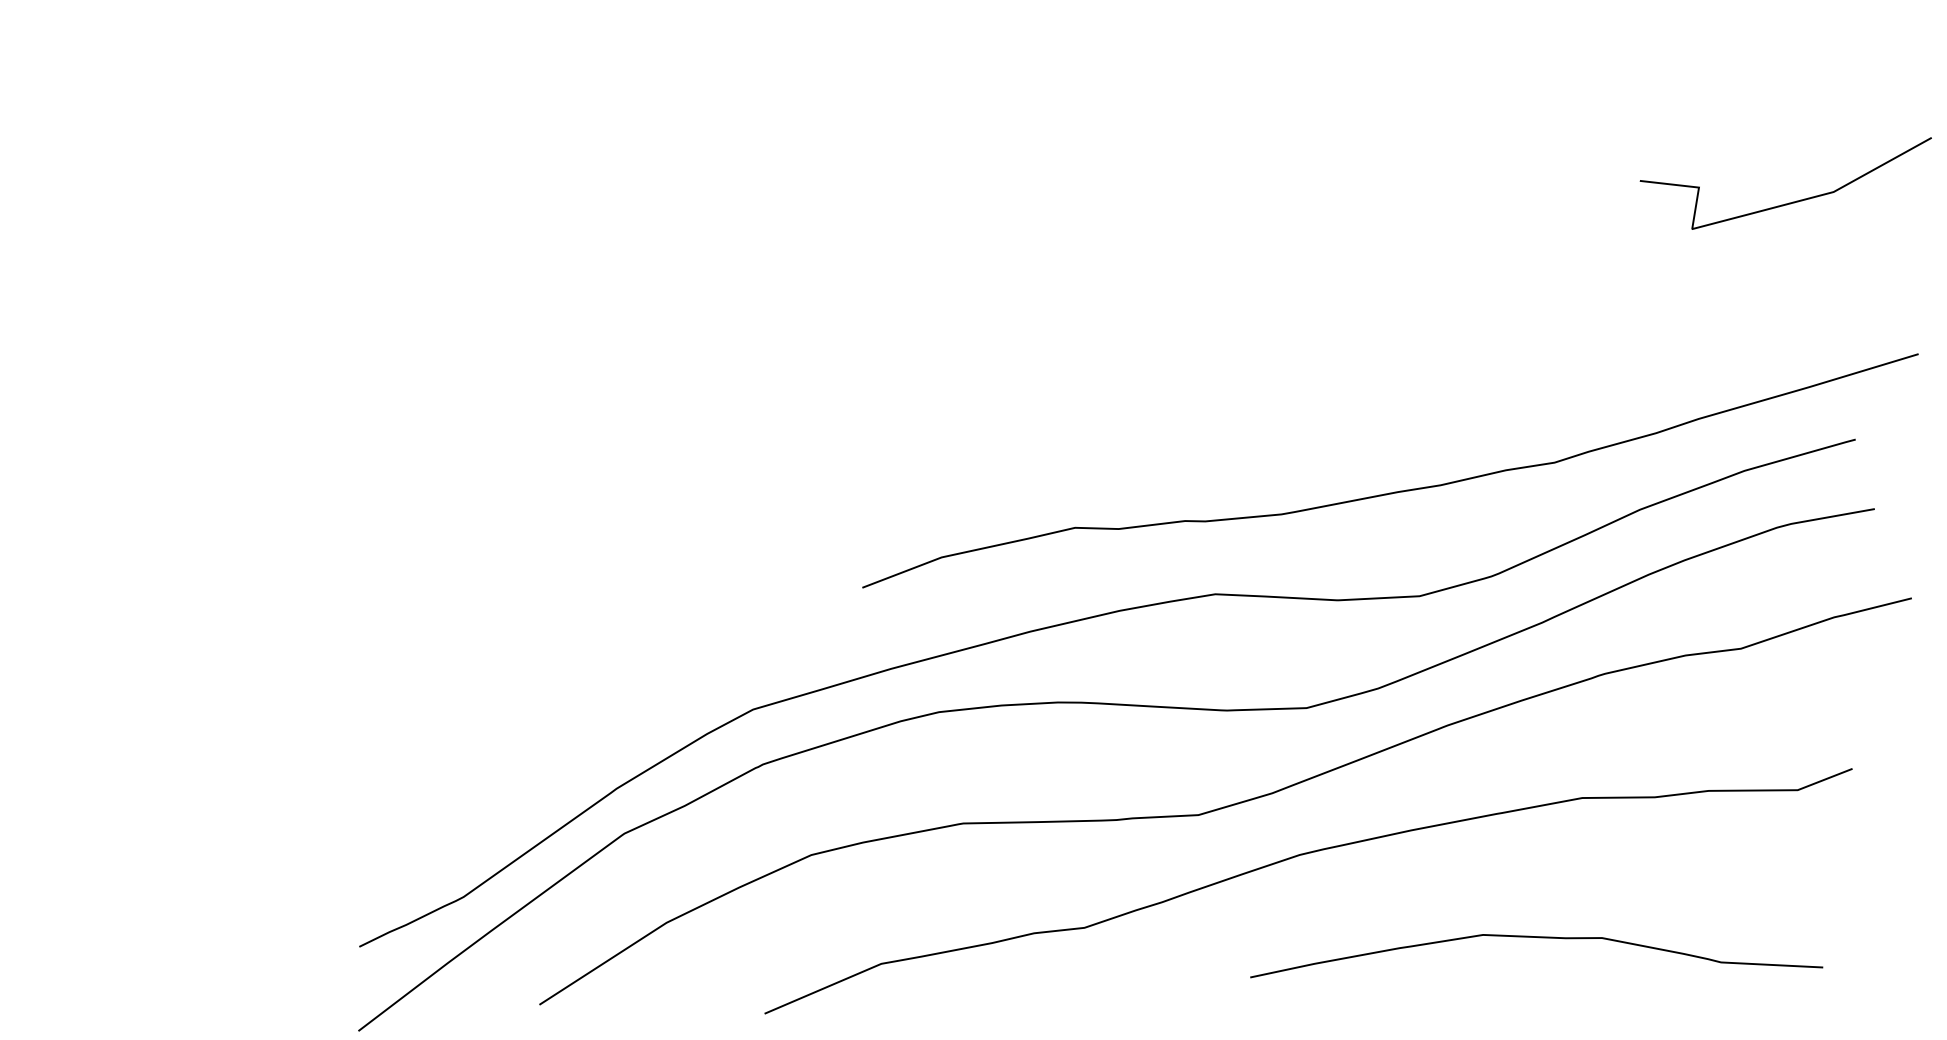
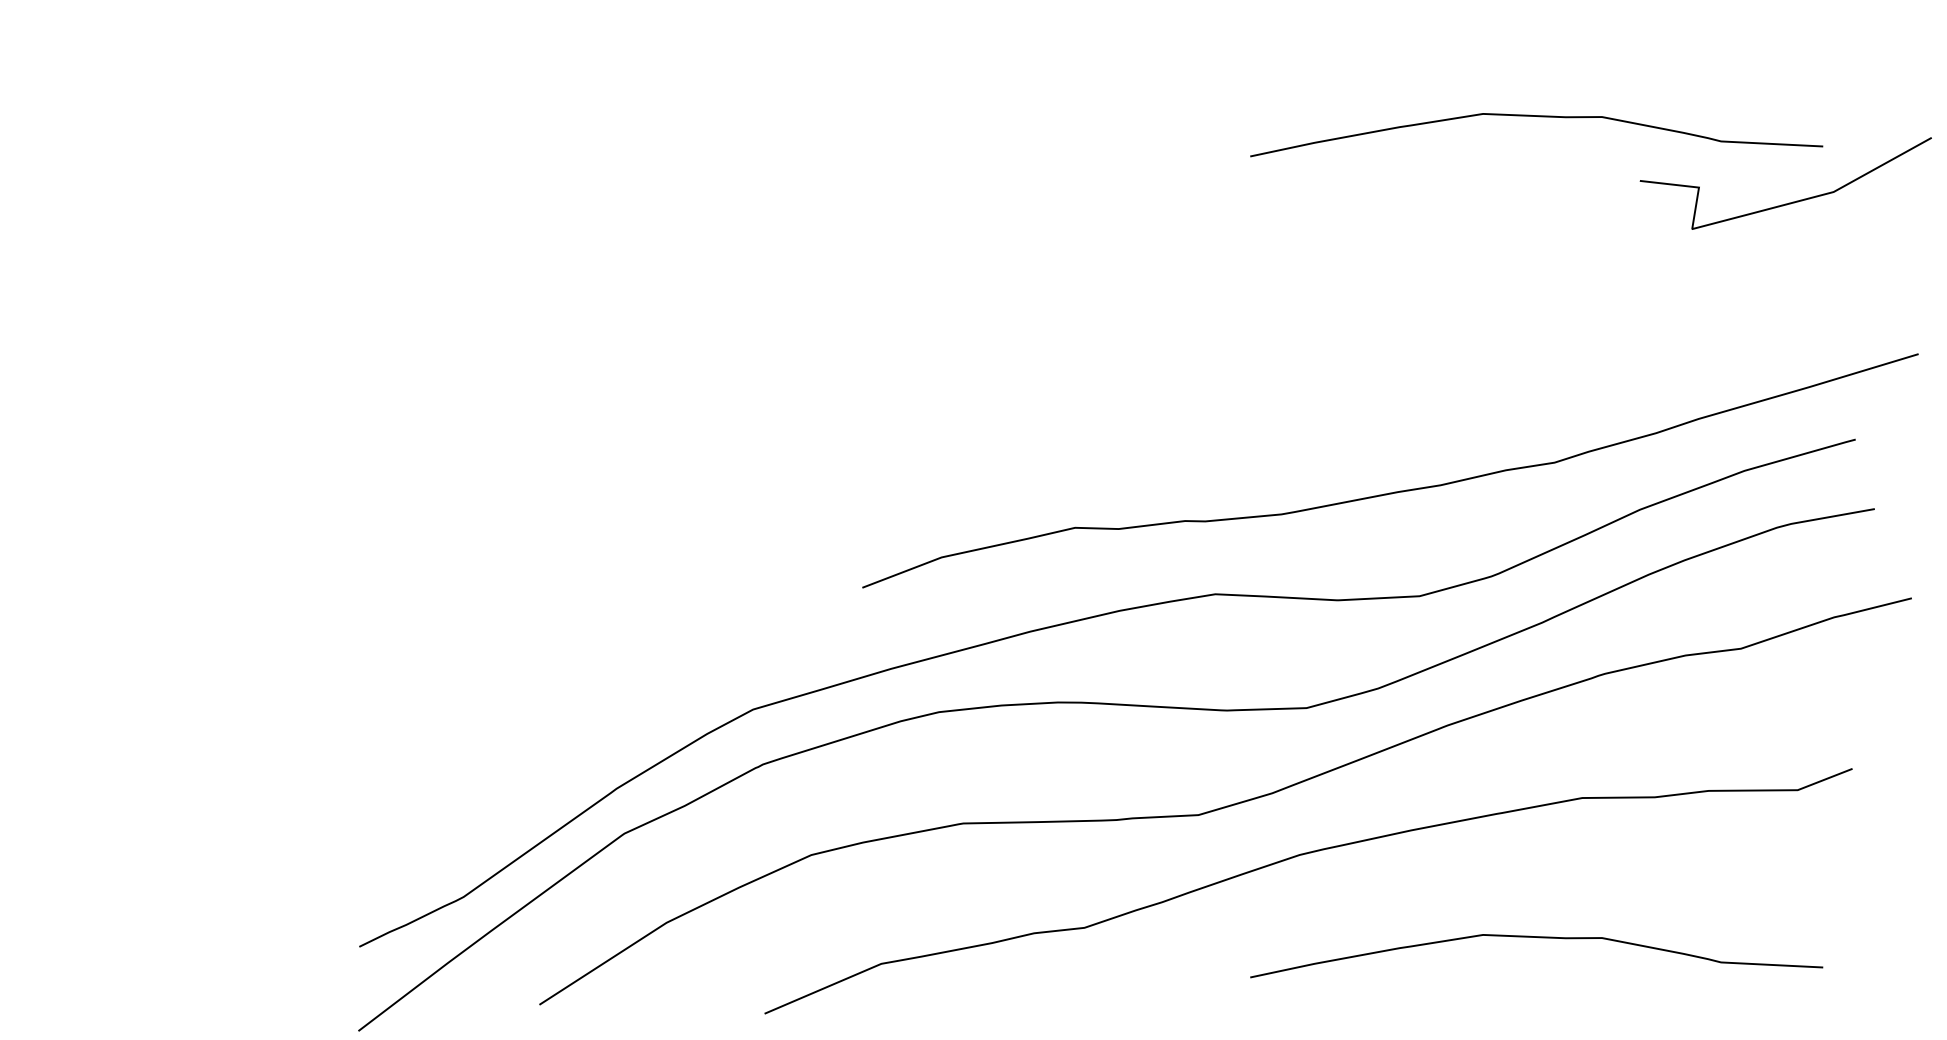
curve: none -> present (1538, 117)
